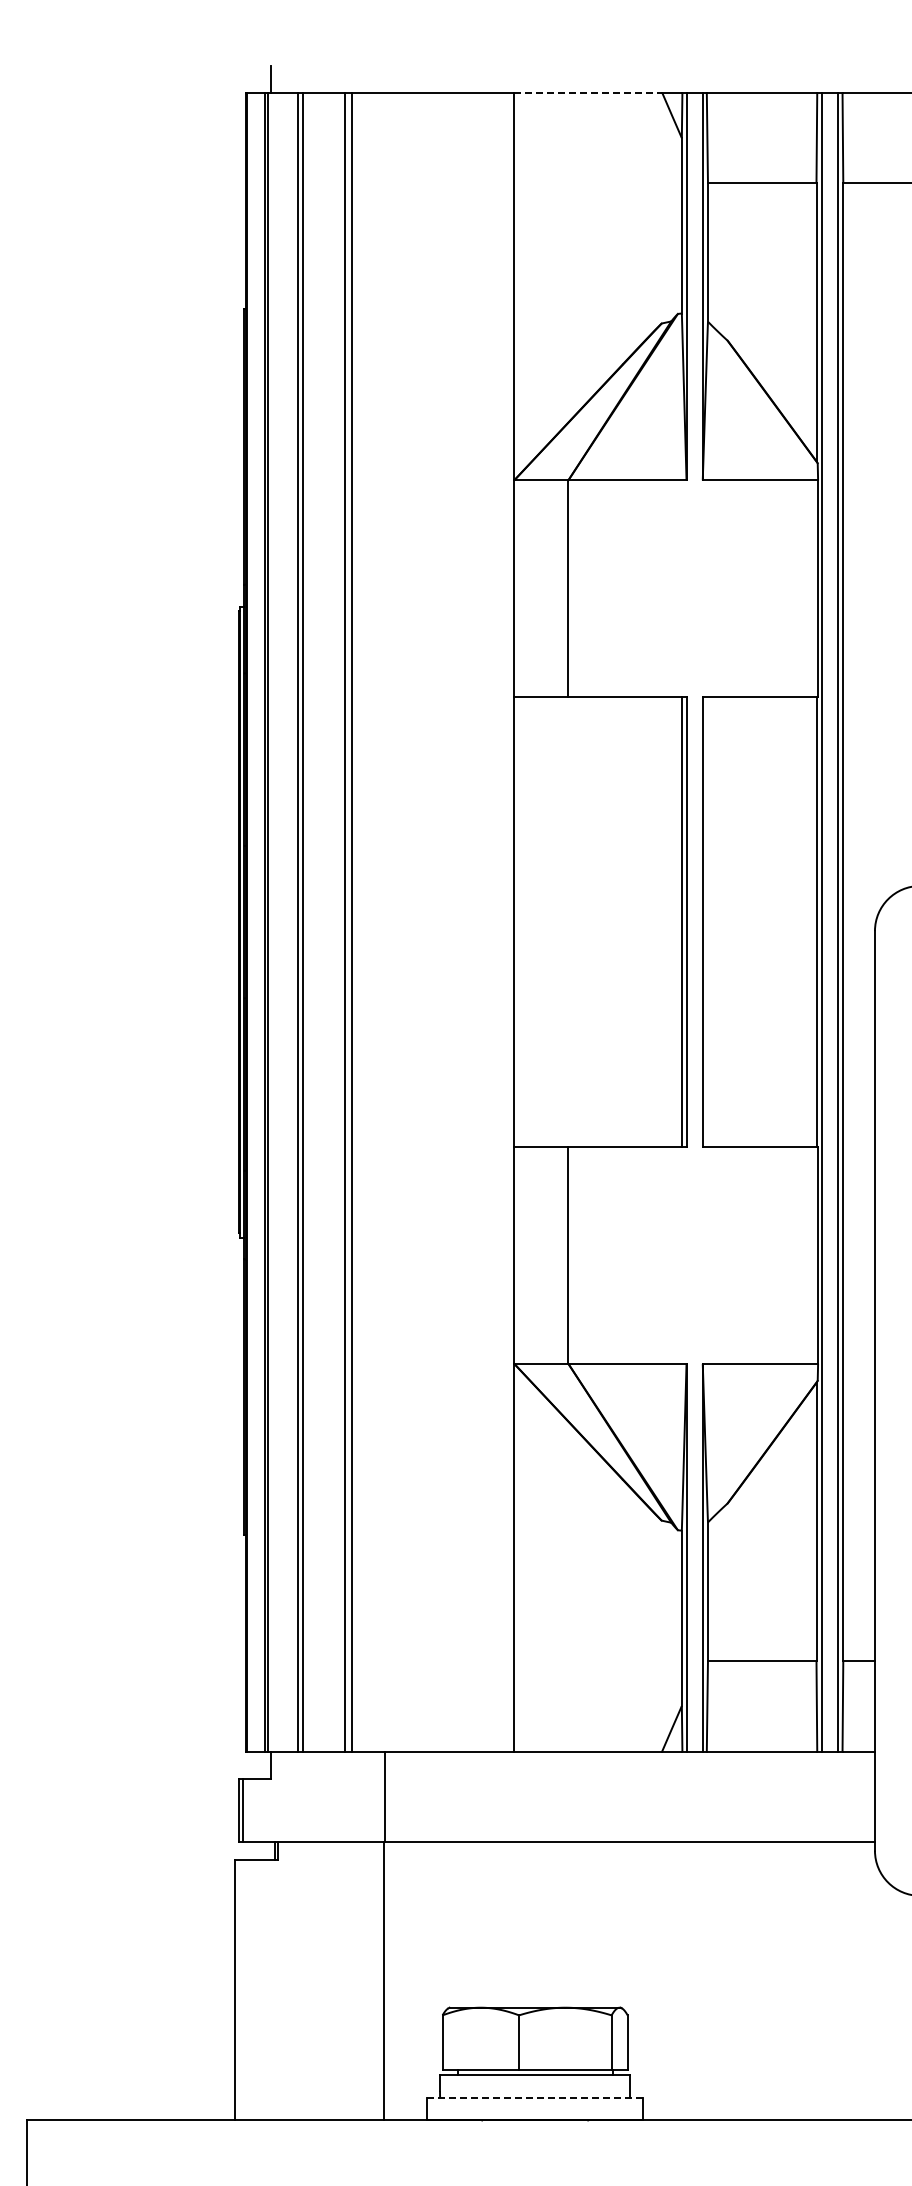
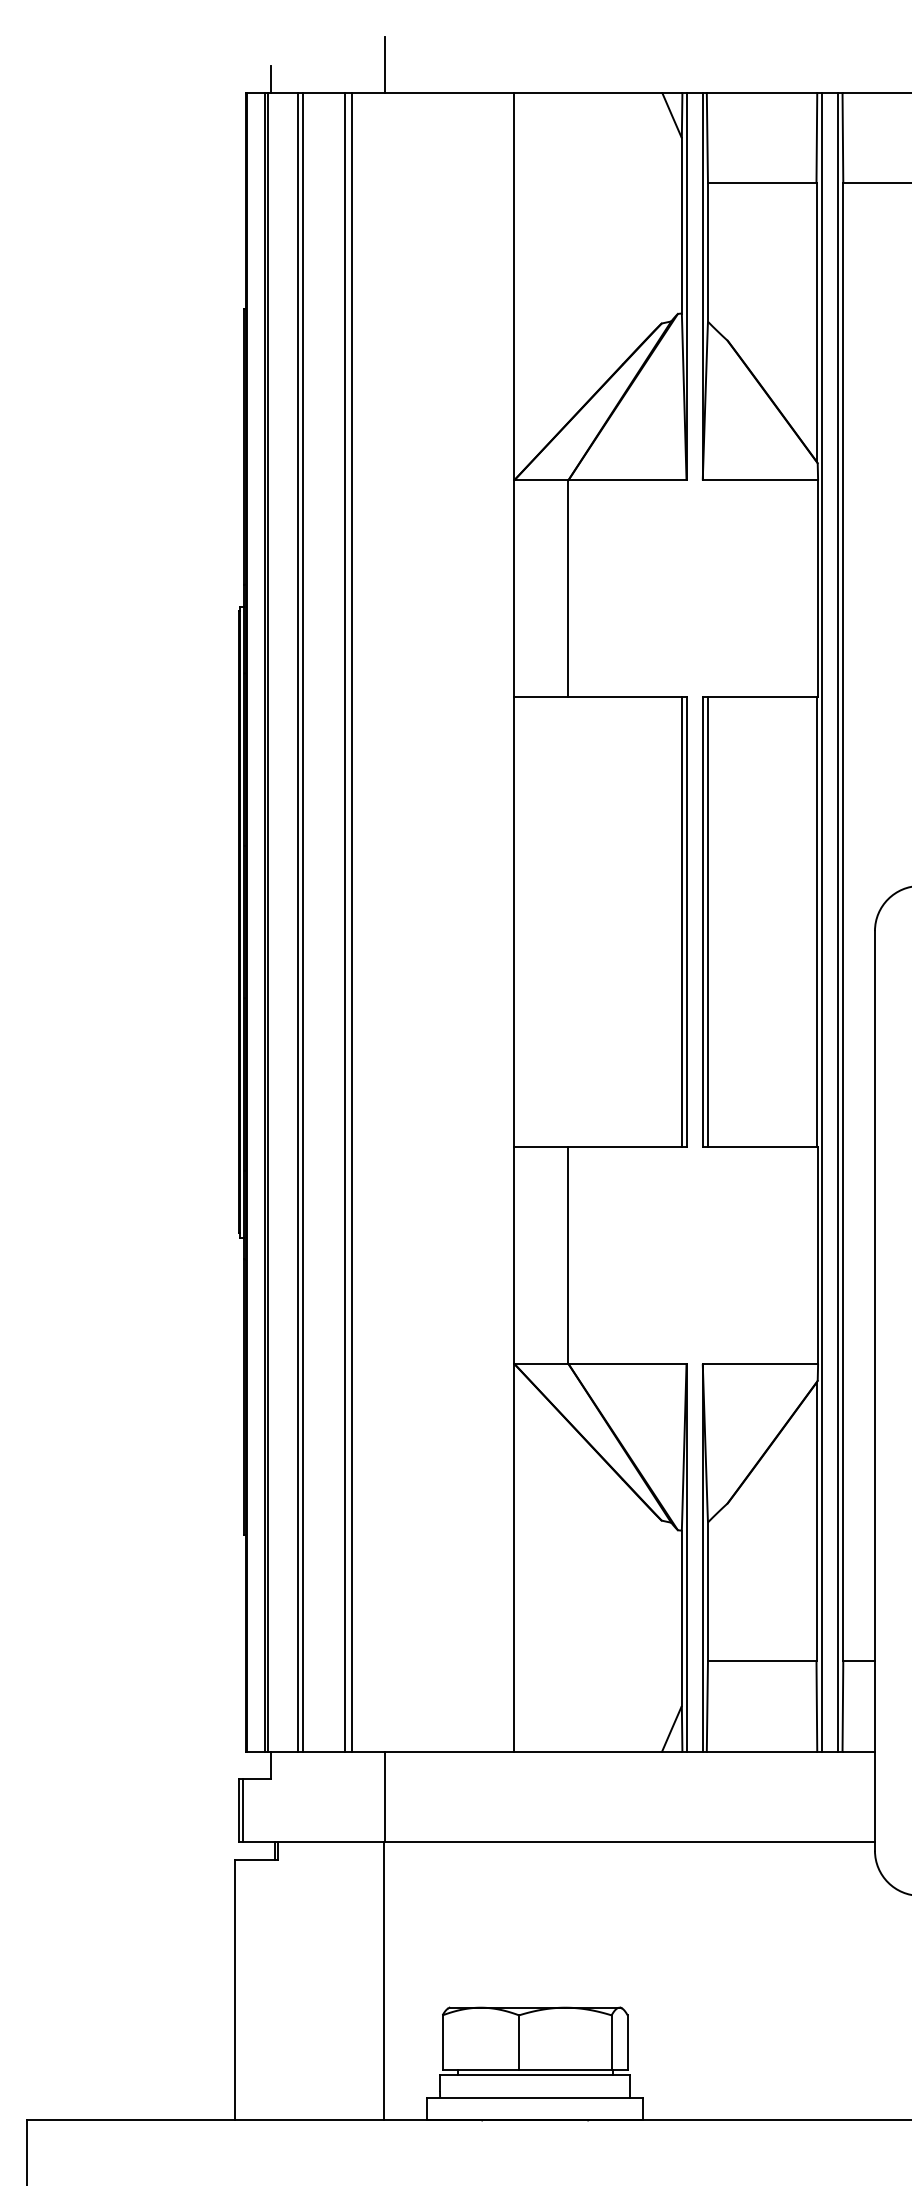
line: none -> present (385, 64)
line: dashed -> solid (588, 92)
line: none -> present (707, 921)
line: dashed -> solid (535, 2097)
